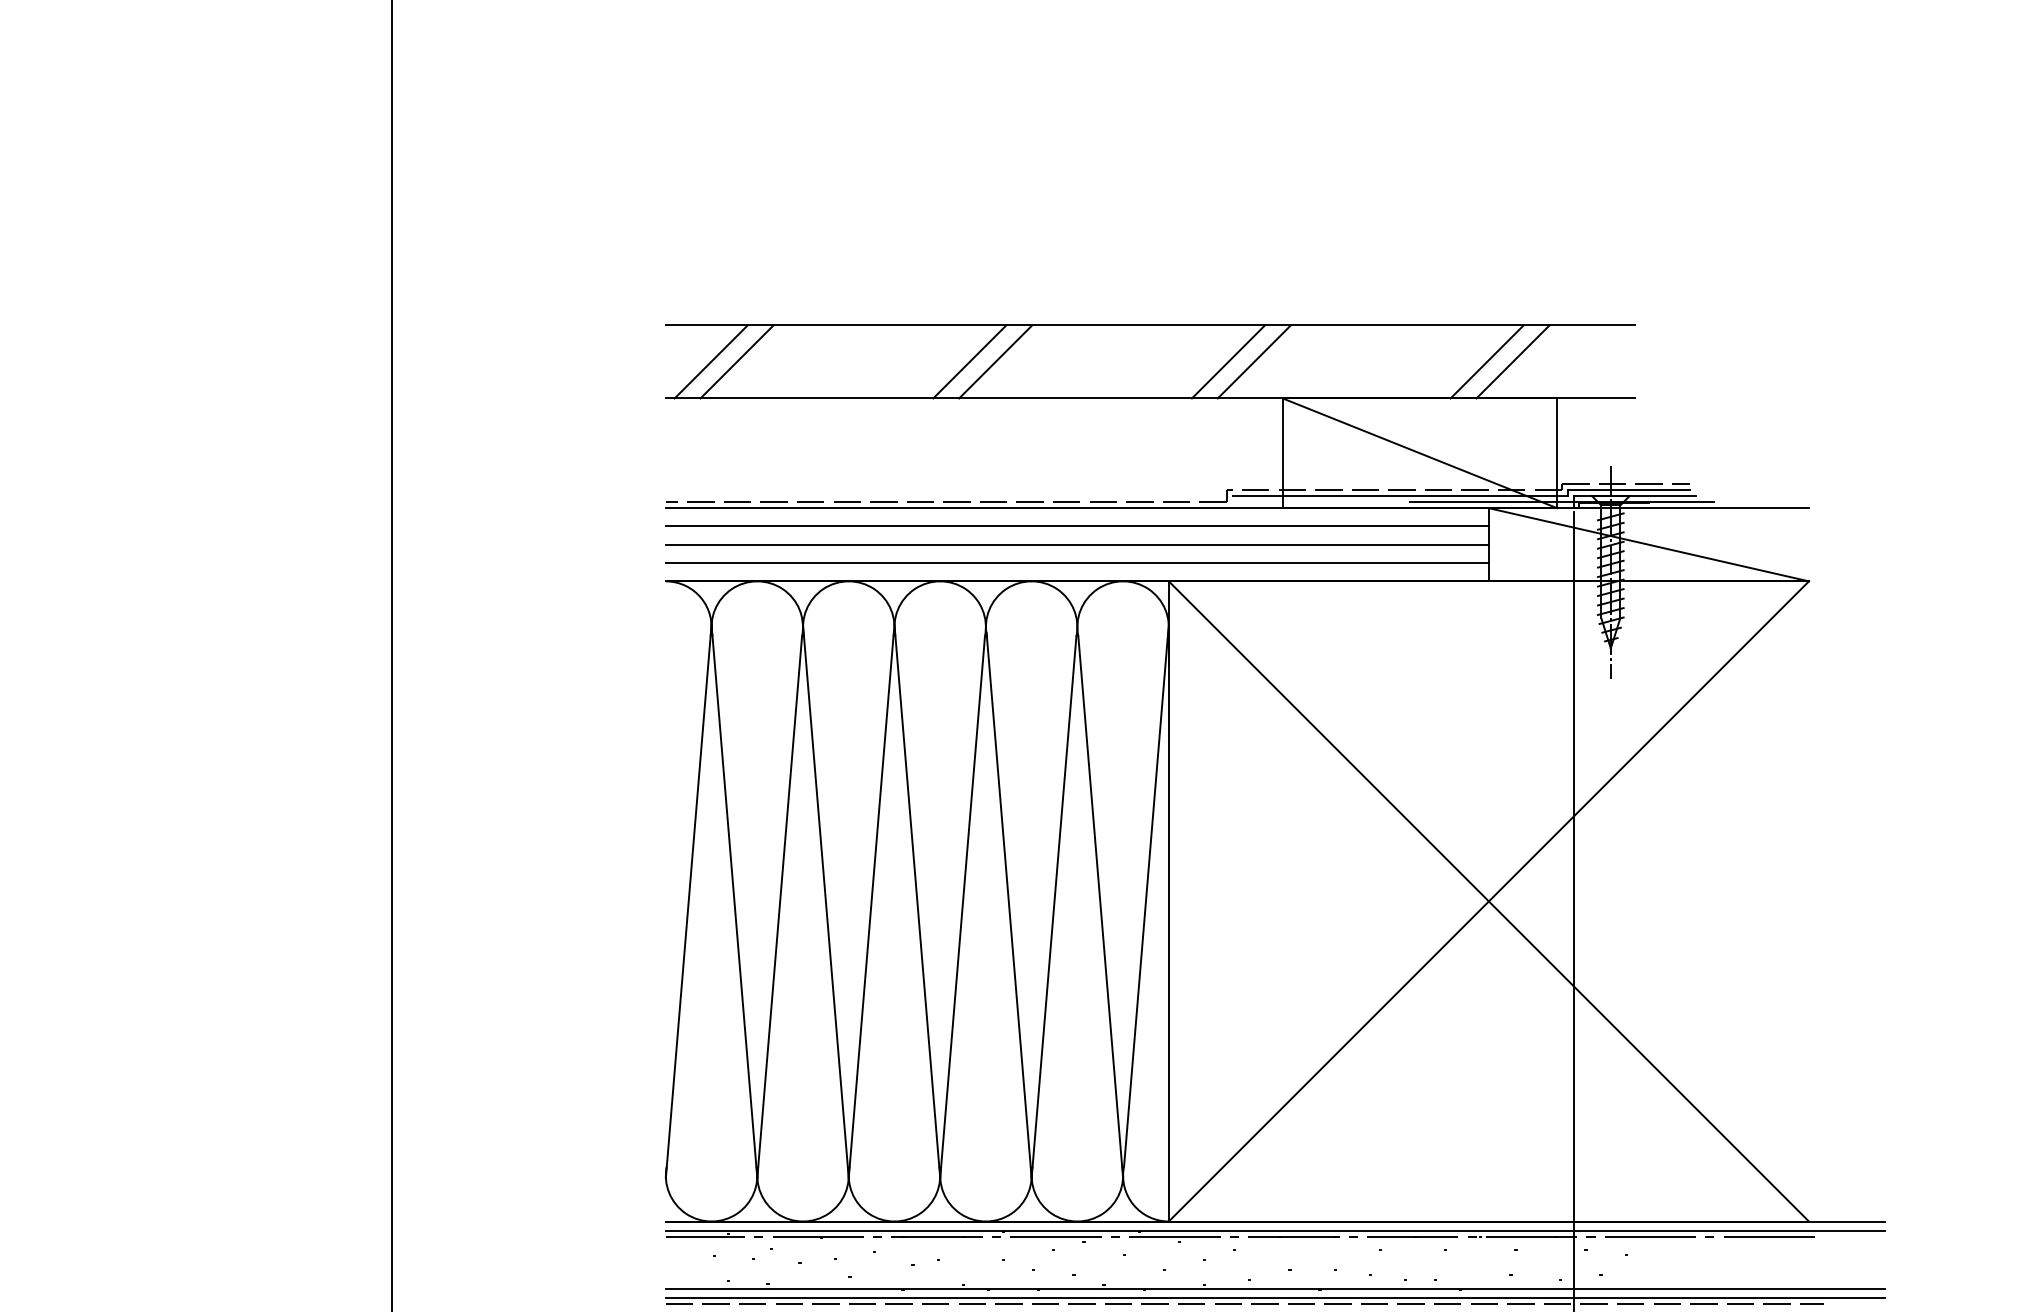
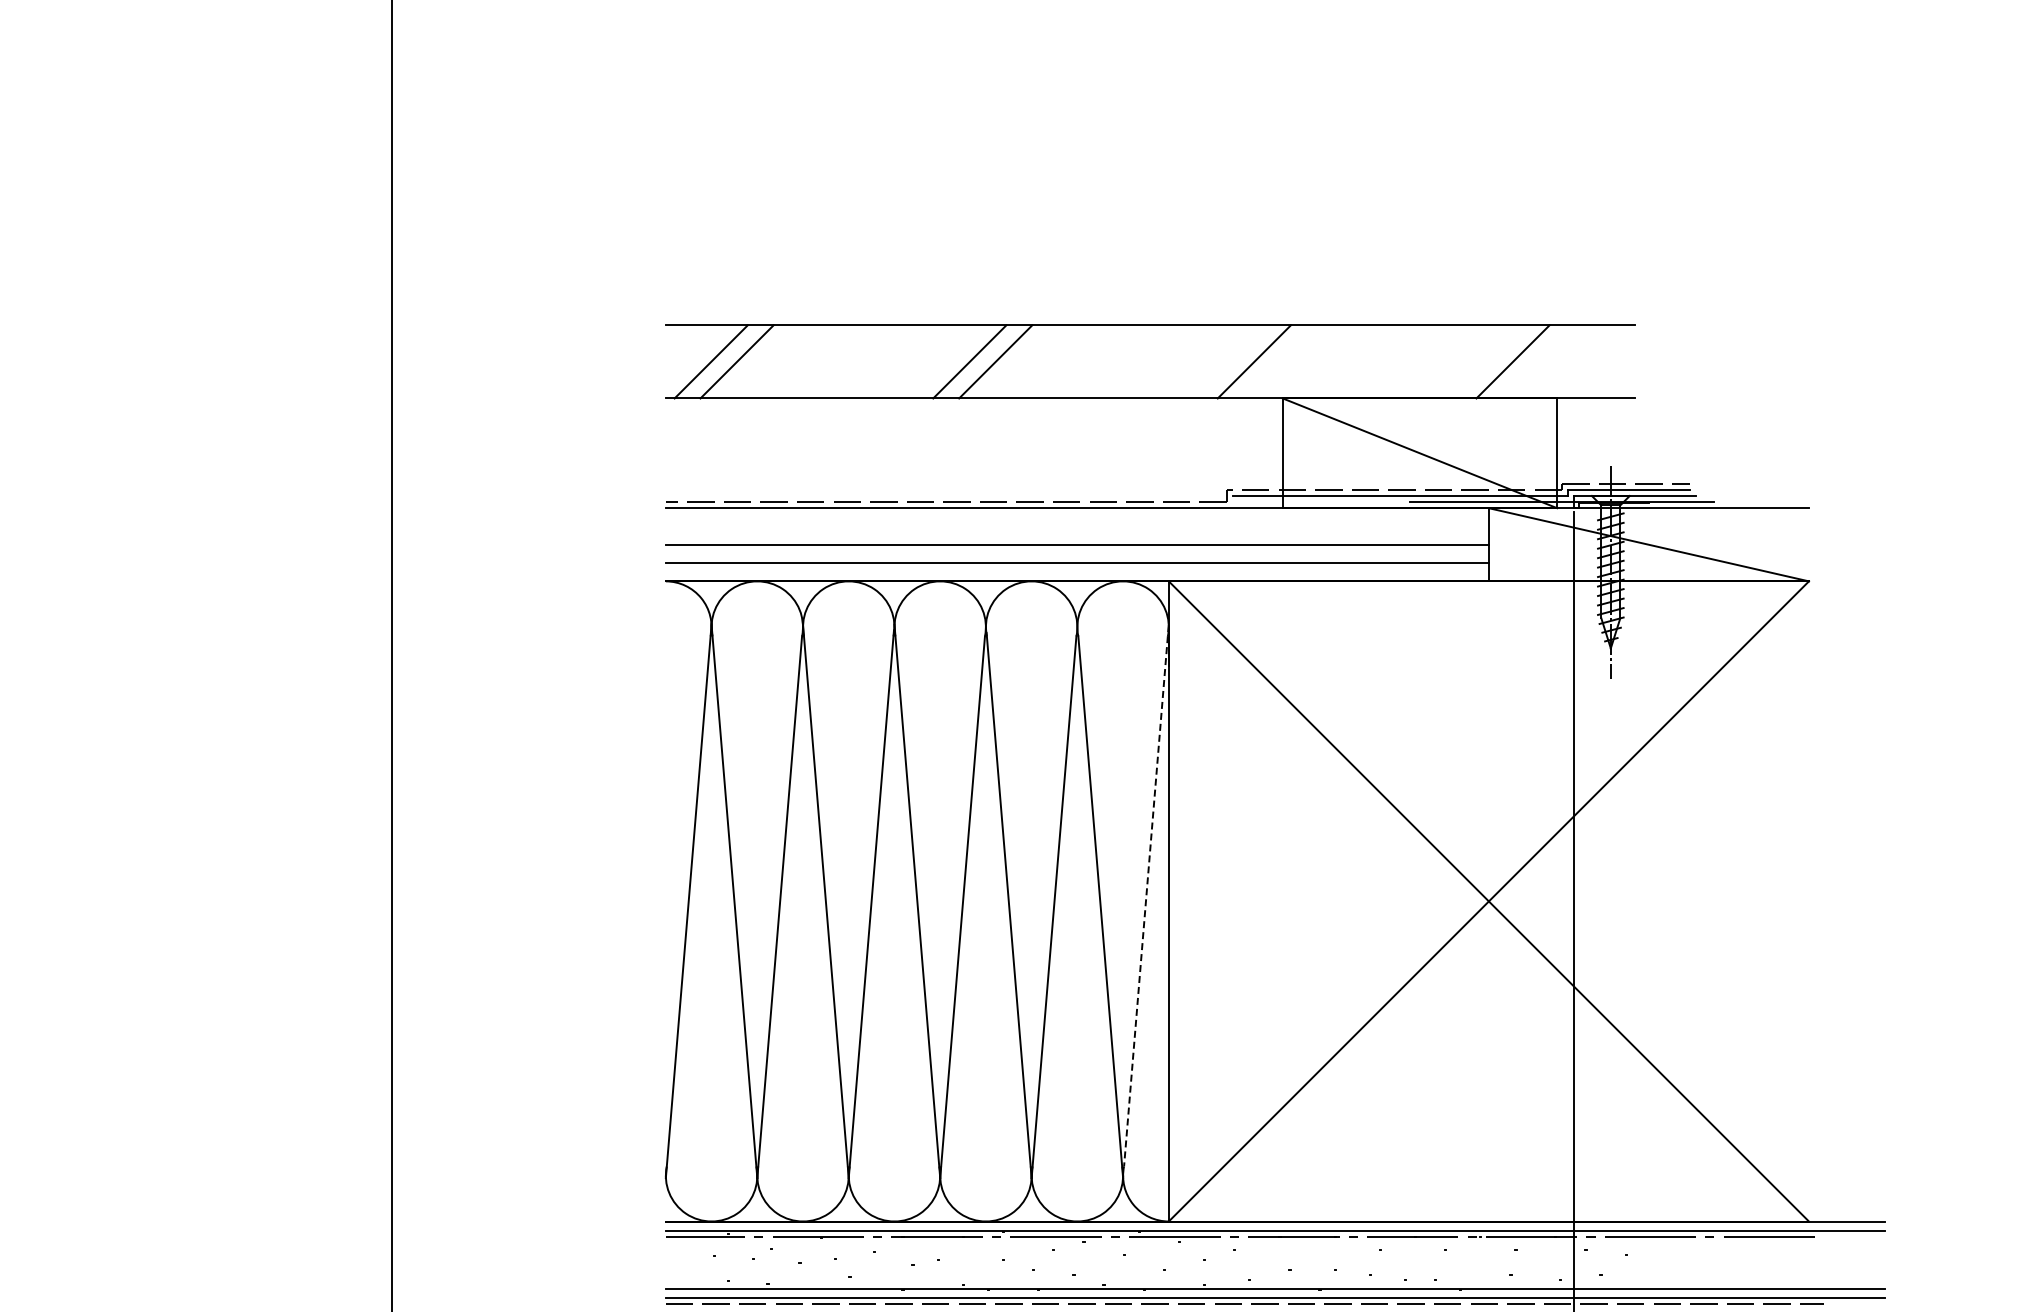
line: present -> none (1228, 361)
line: present -> none (1486, 361)
line: present -> none (1076, 526)
line: solid -> dashed (1146, 895)
